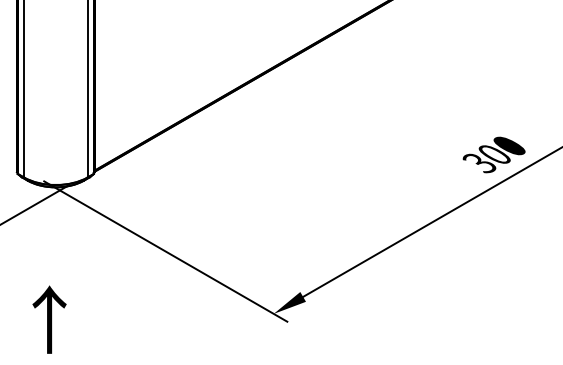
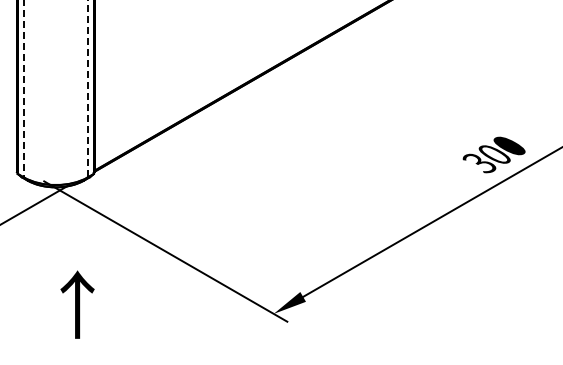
line: solid -> dashed (87, 88)
line: solid -> dashed (23, 89)
text position: (49, 319) -> (77, 304) (77, 304)
